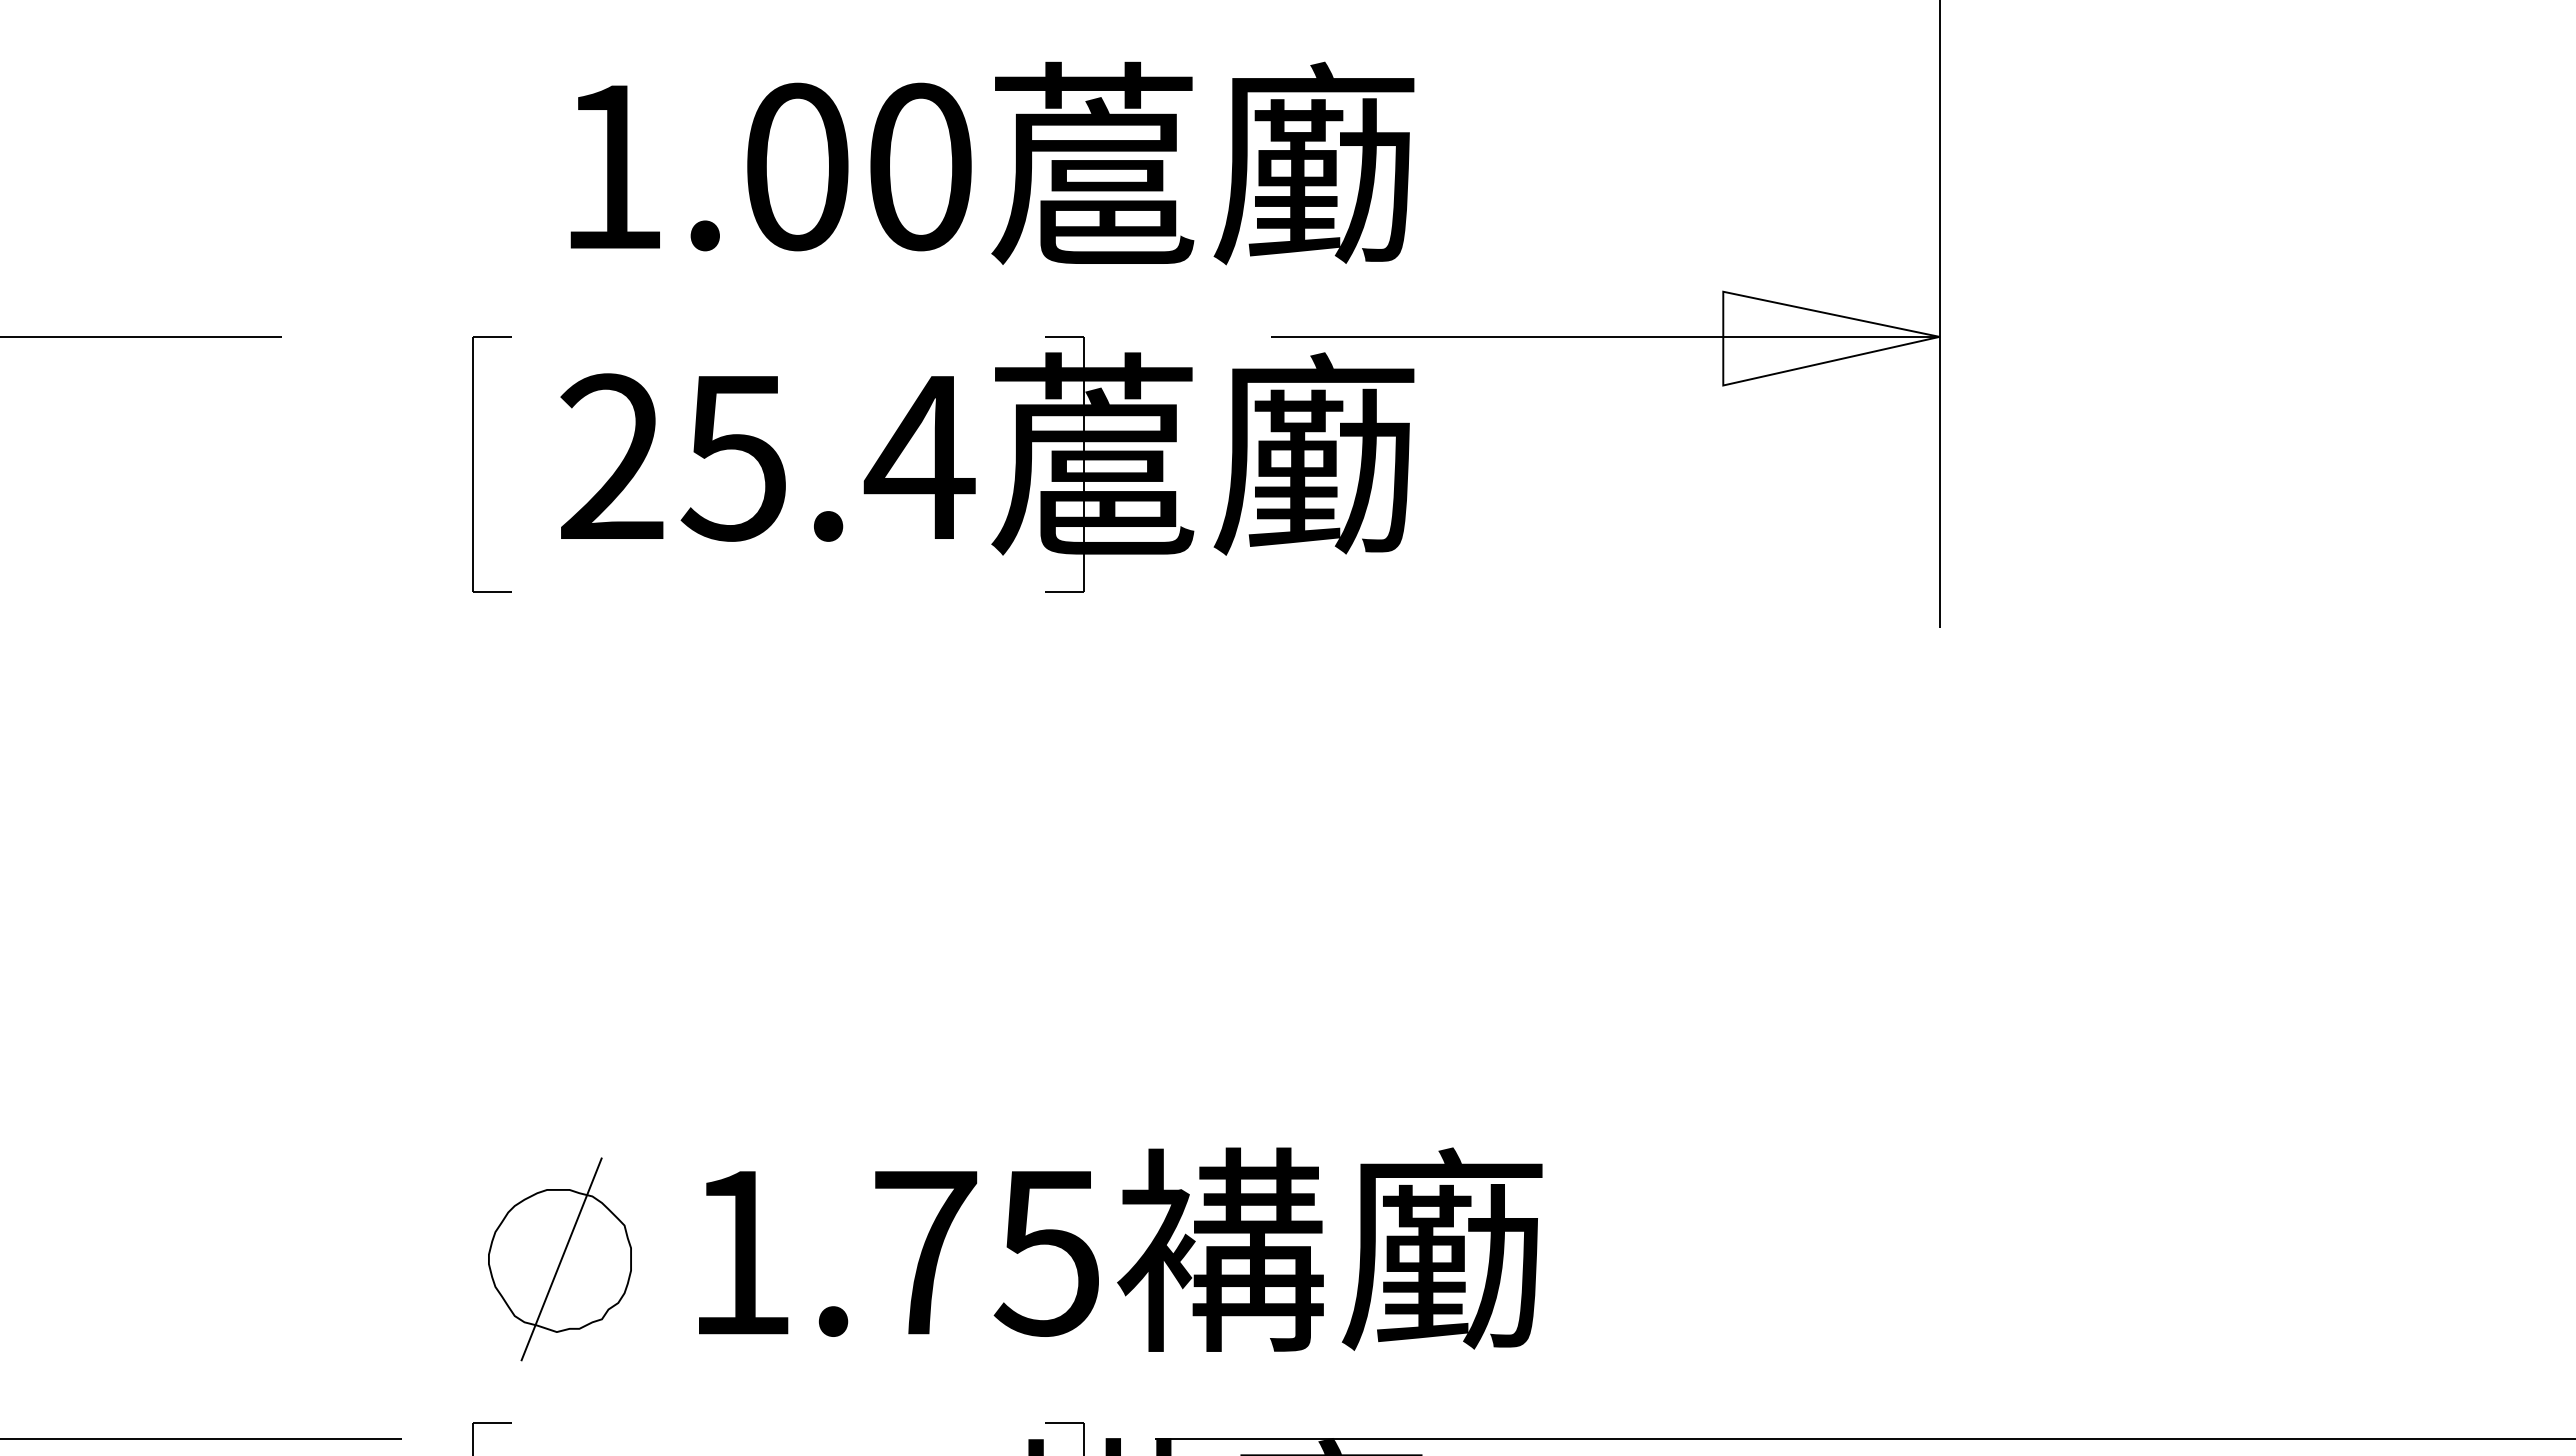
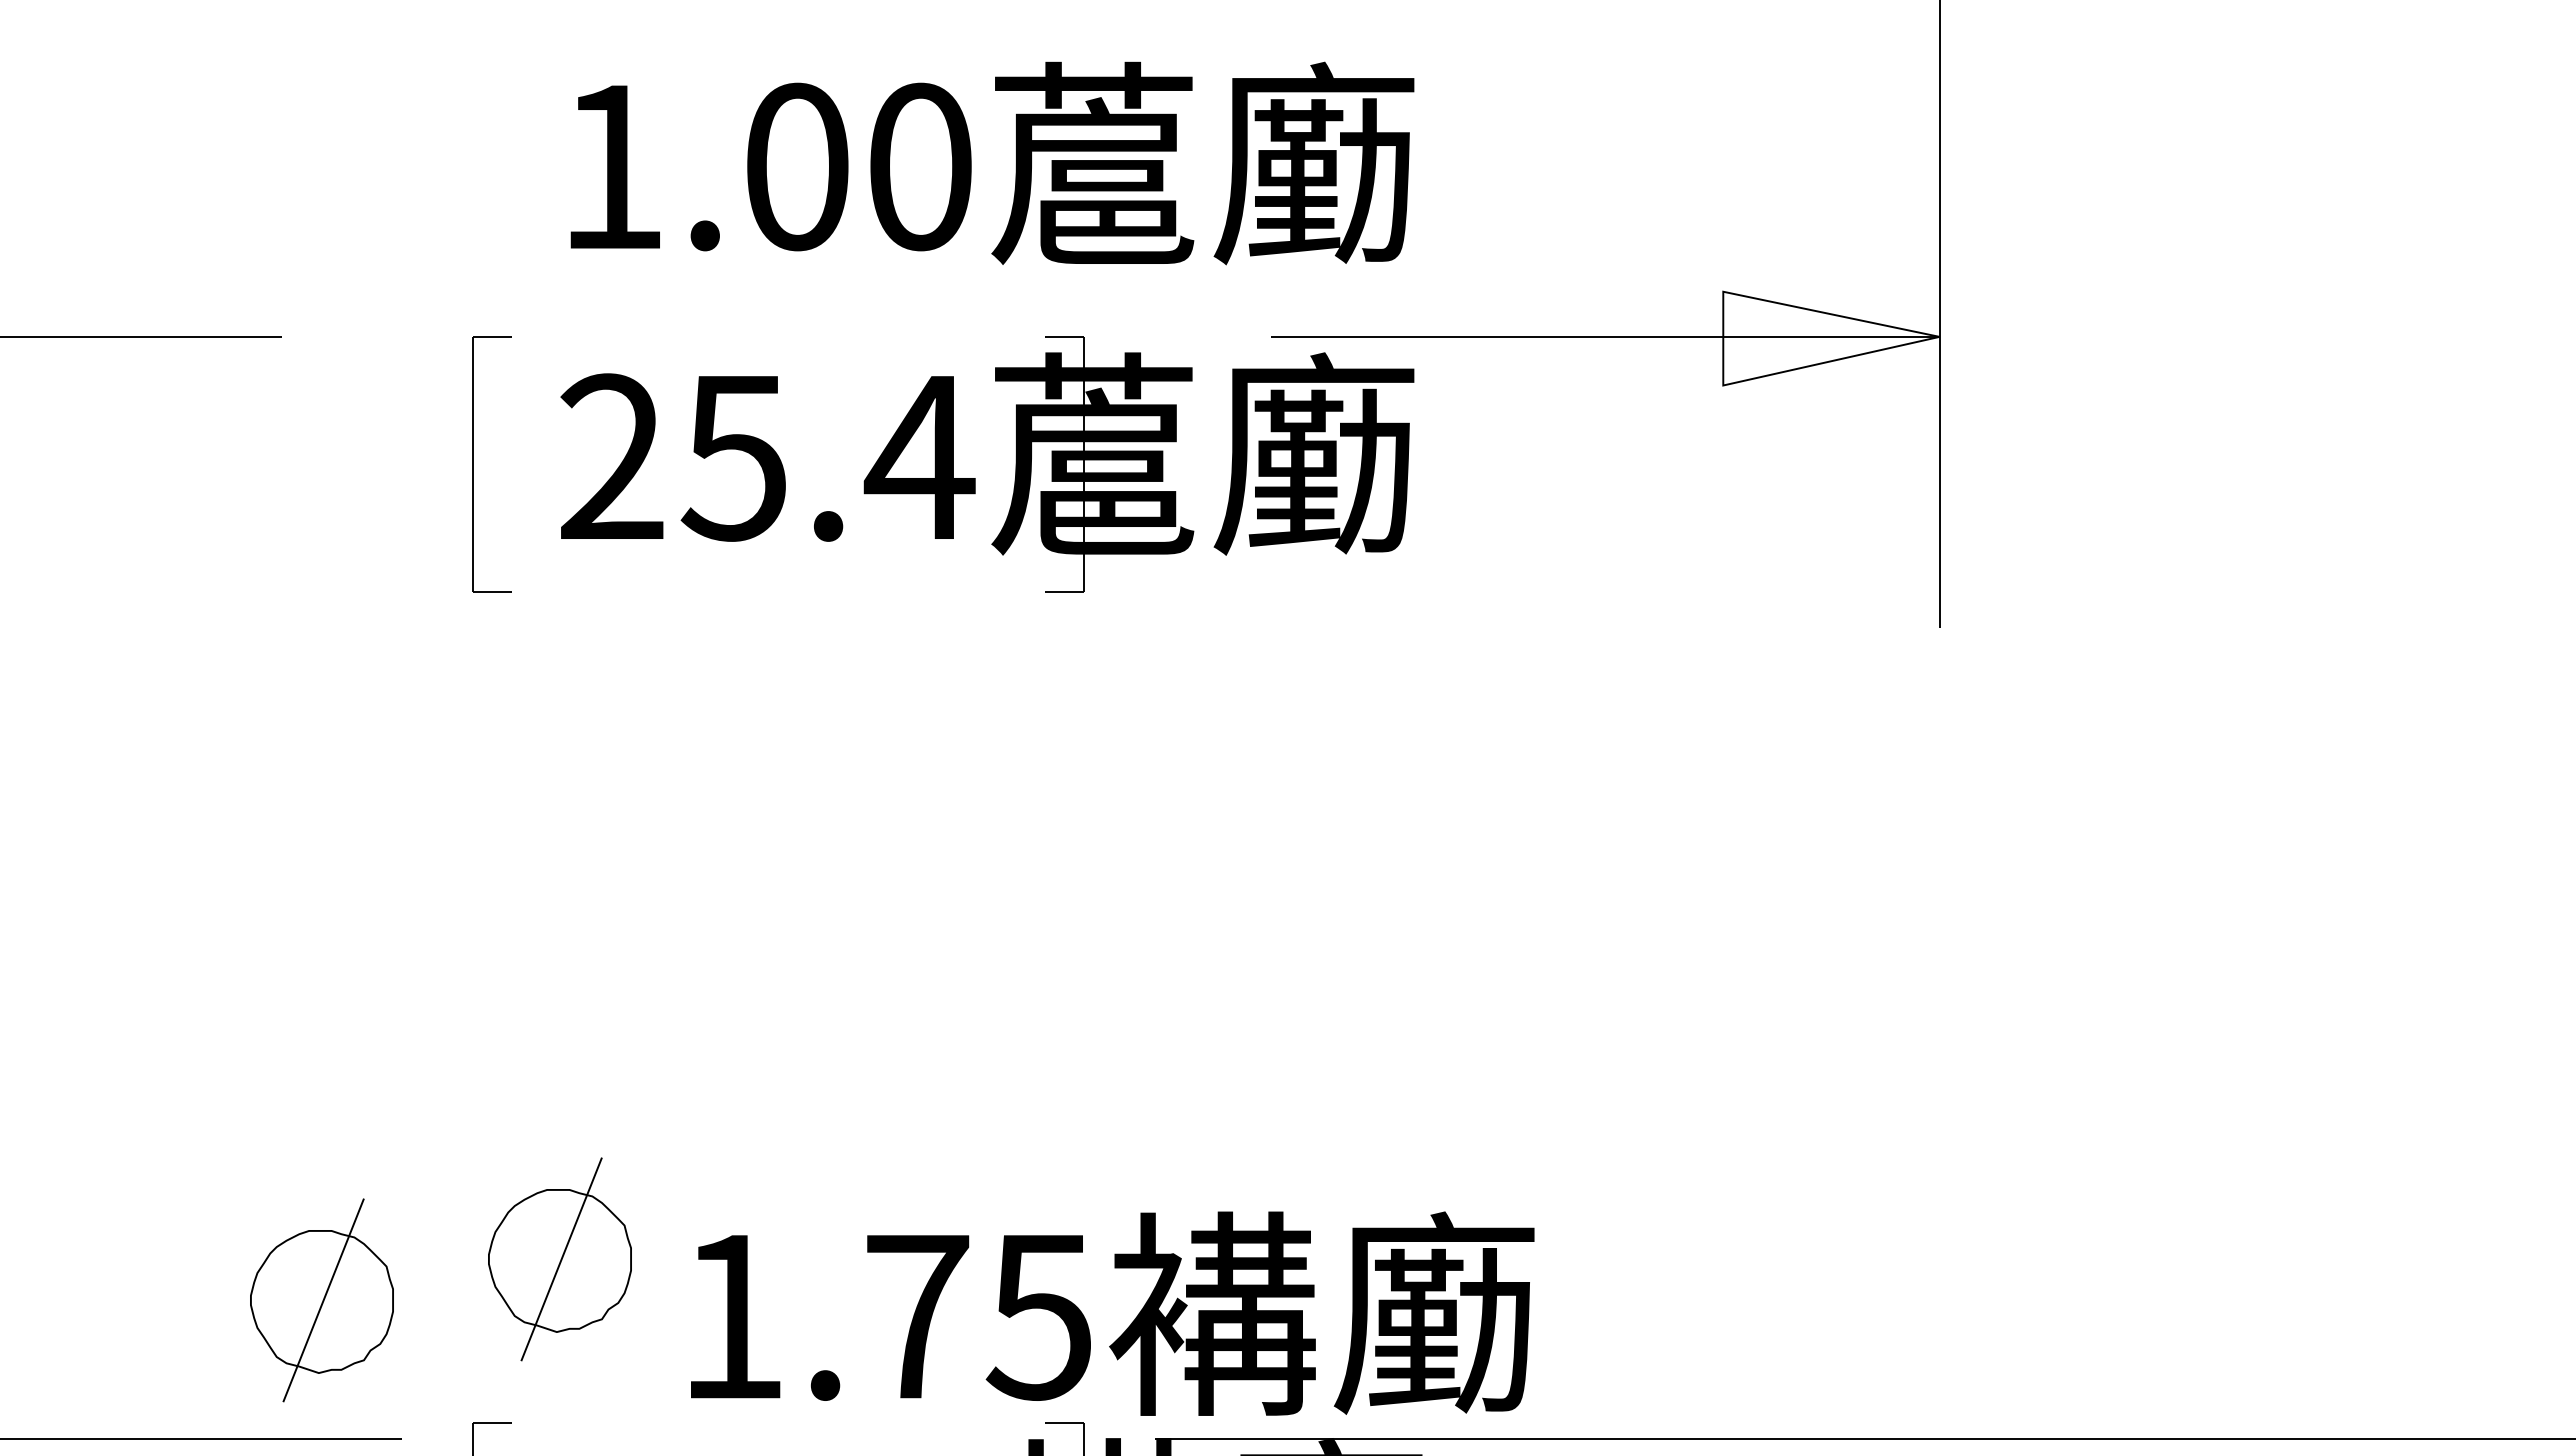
text position: (1120, 1249) -> (1112, 1313) (1112, 1313)
part: none -> present (321, 1300)
